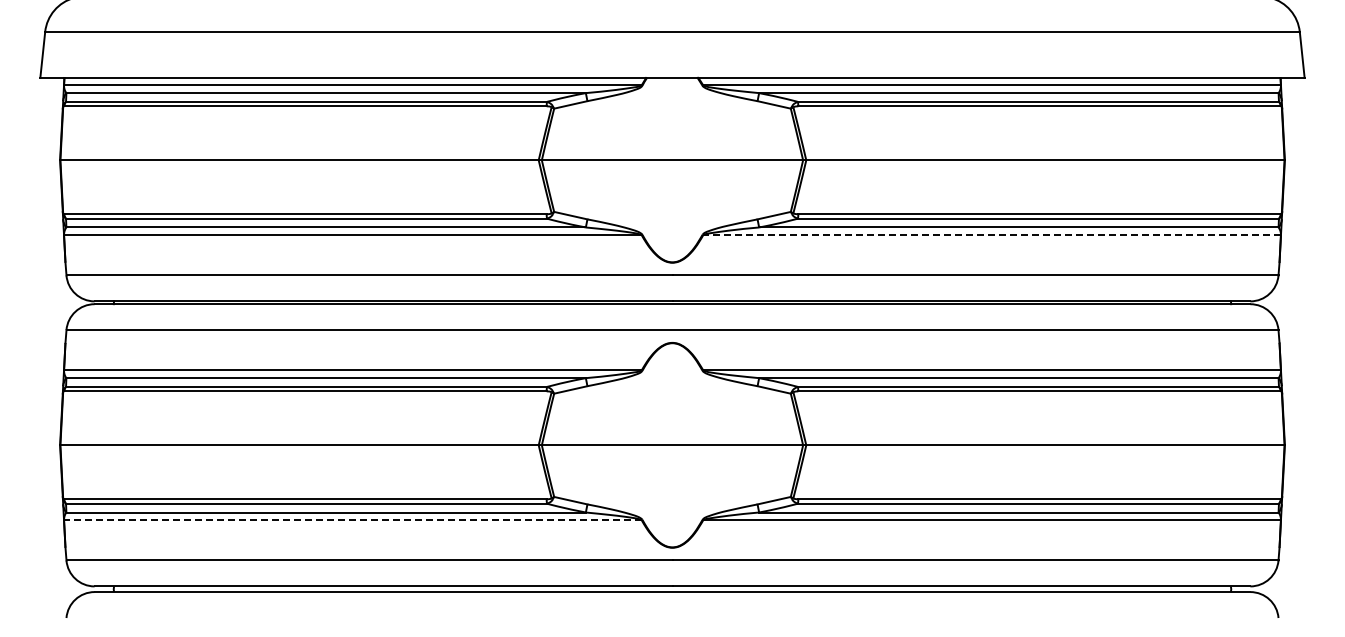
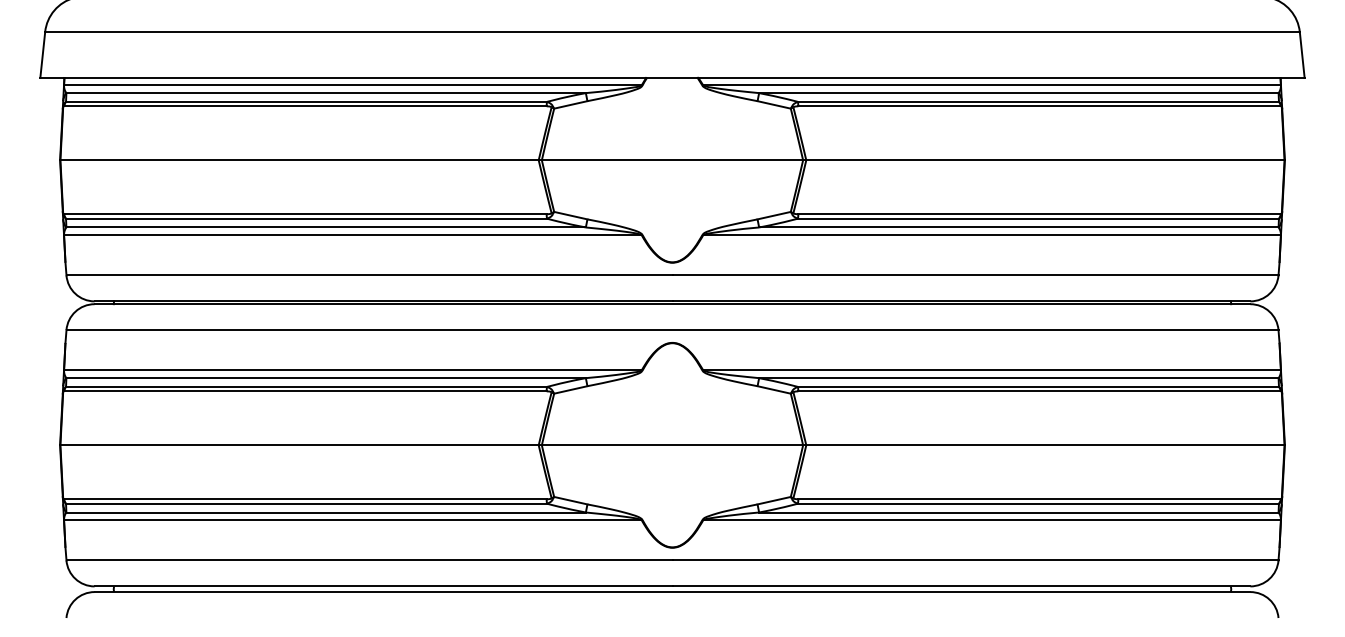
line: dashed -> solid (992, 235)
line: dashed -> solid (352, 520)
